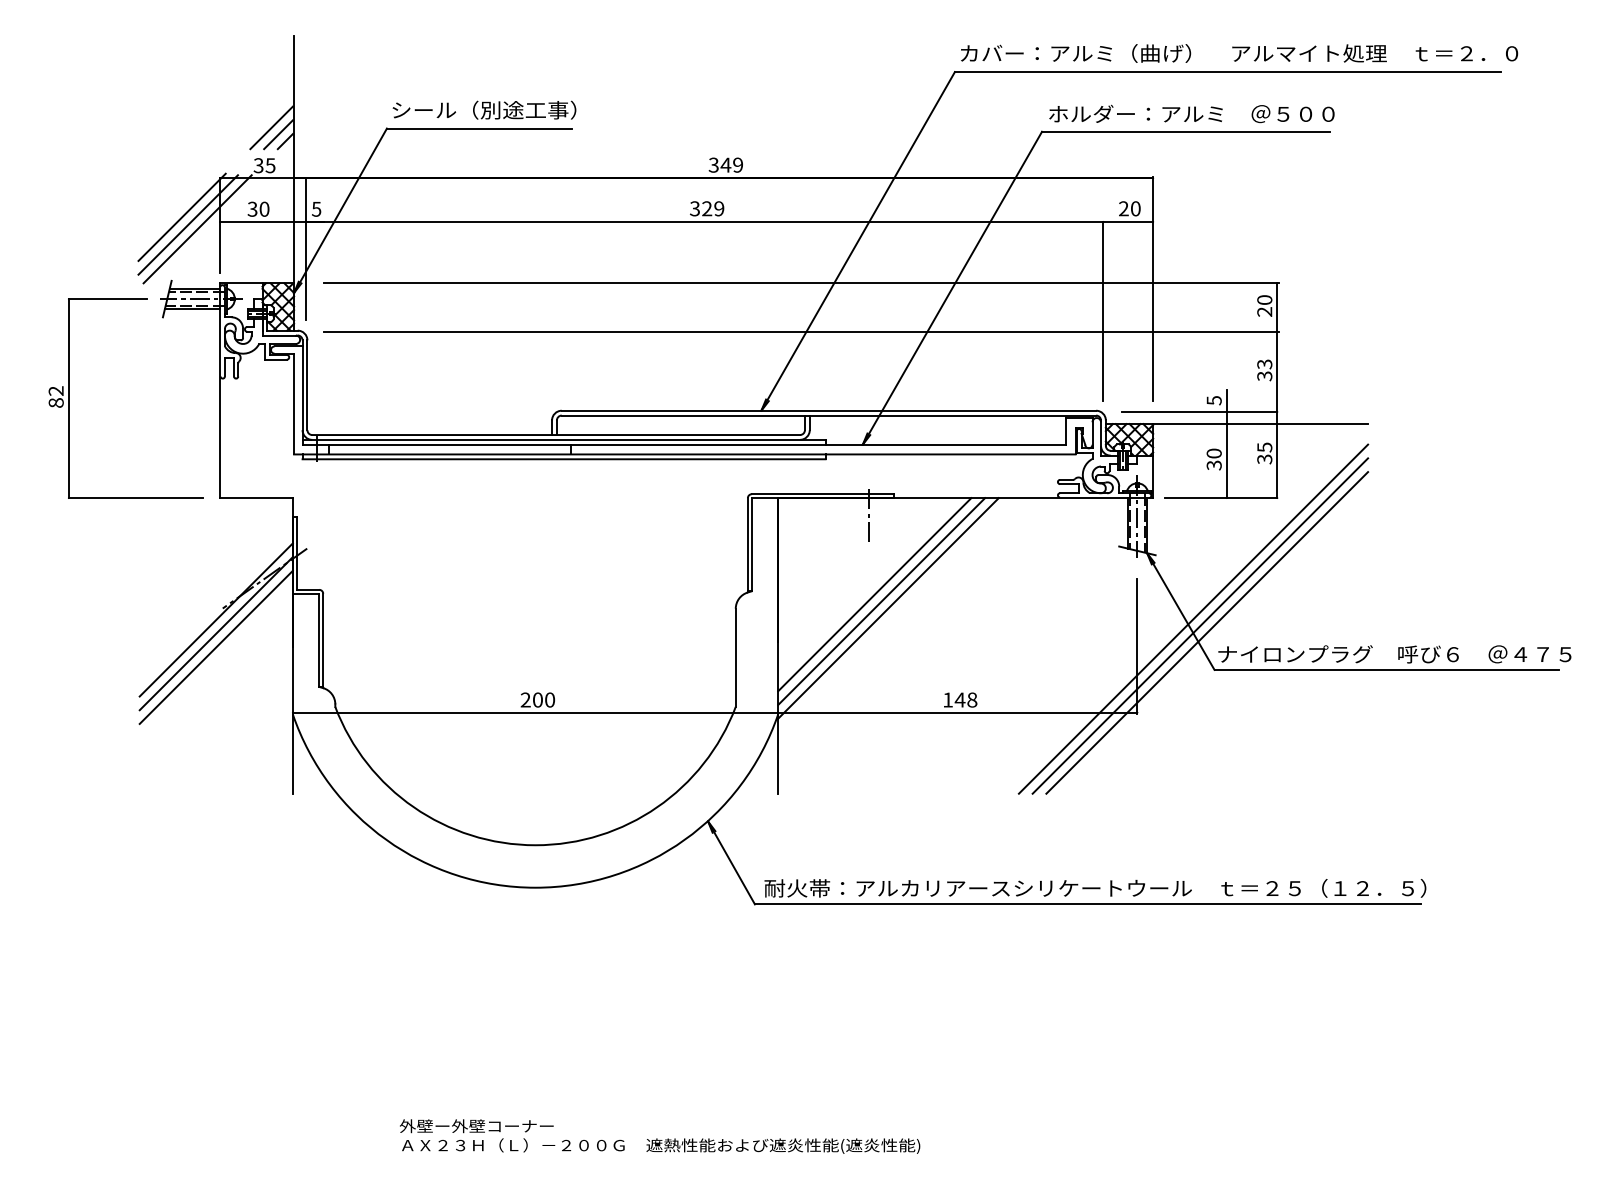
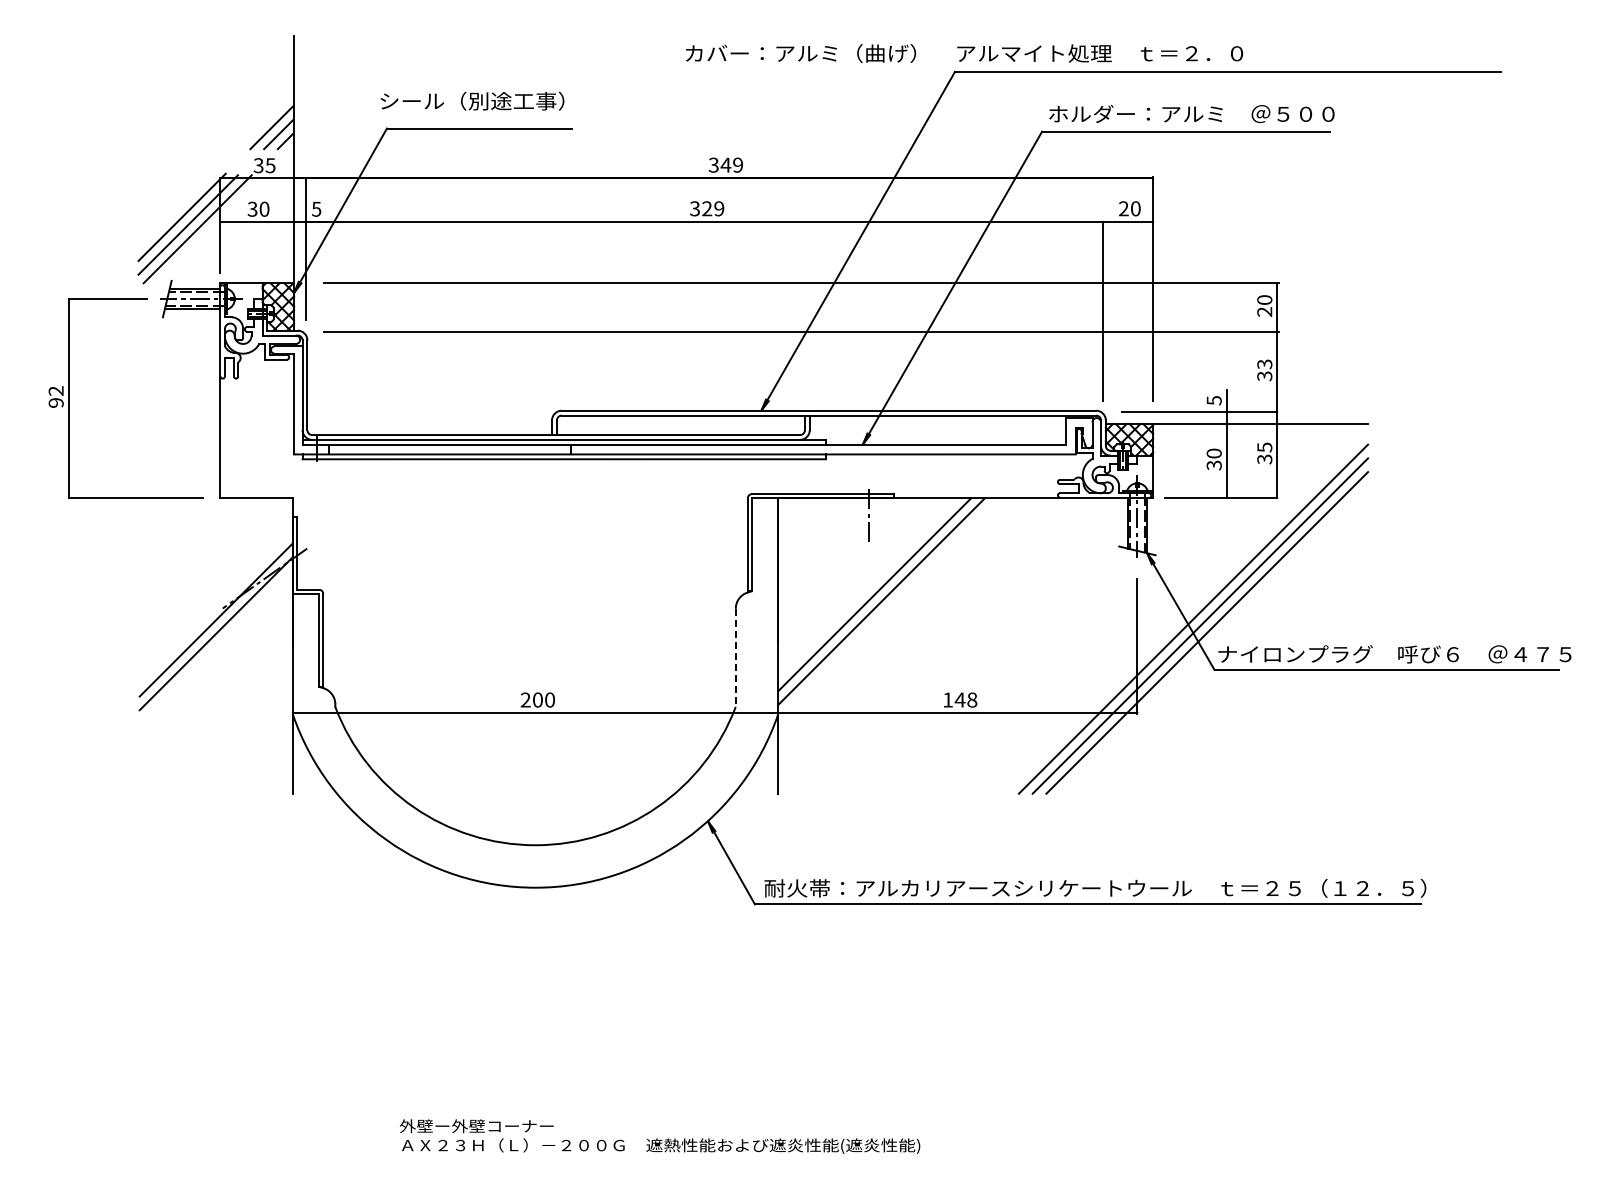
text position: (1239, 53) -> (964, 53) (964, 53)
text position: (484, 109) -> (472, 100) (472, 100)
text: 82 -> 92 (55, 402)
line: present -> none (888, 608)
line: present -> none (215, 646)
line: solid -> dashed (735, 658)
